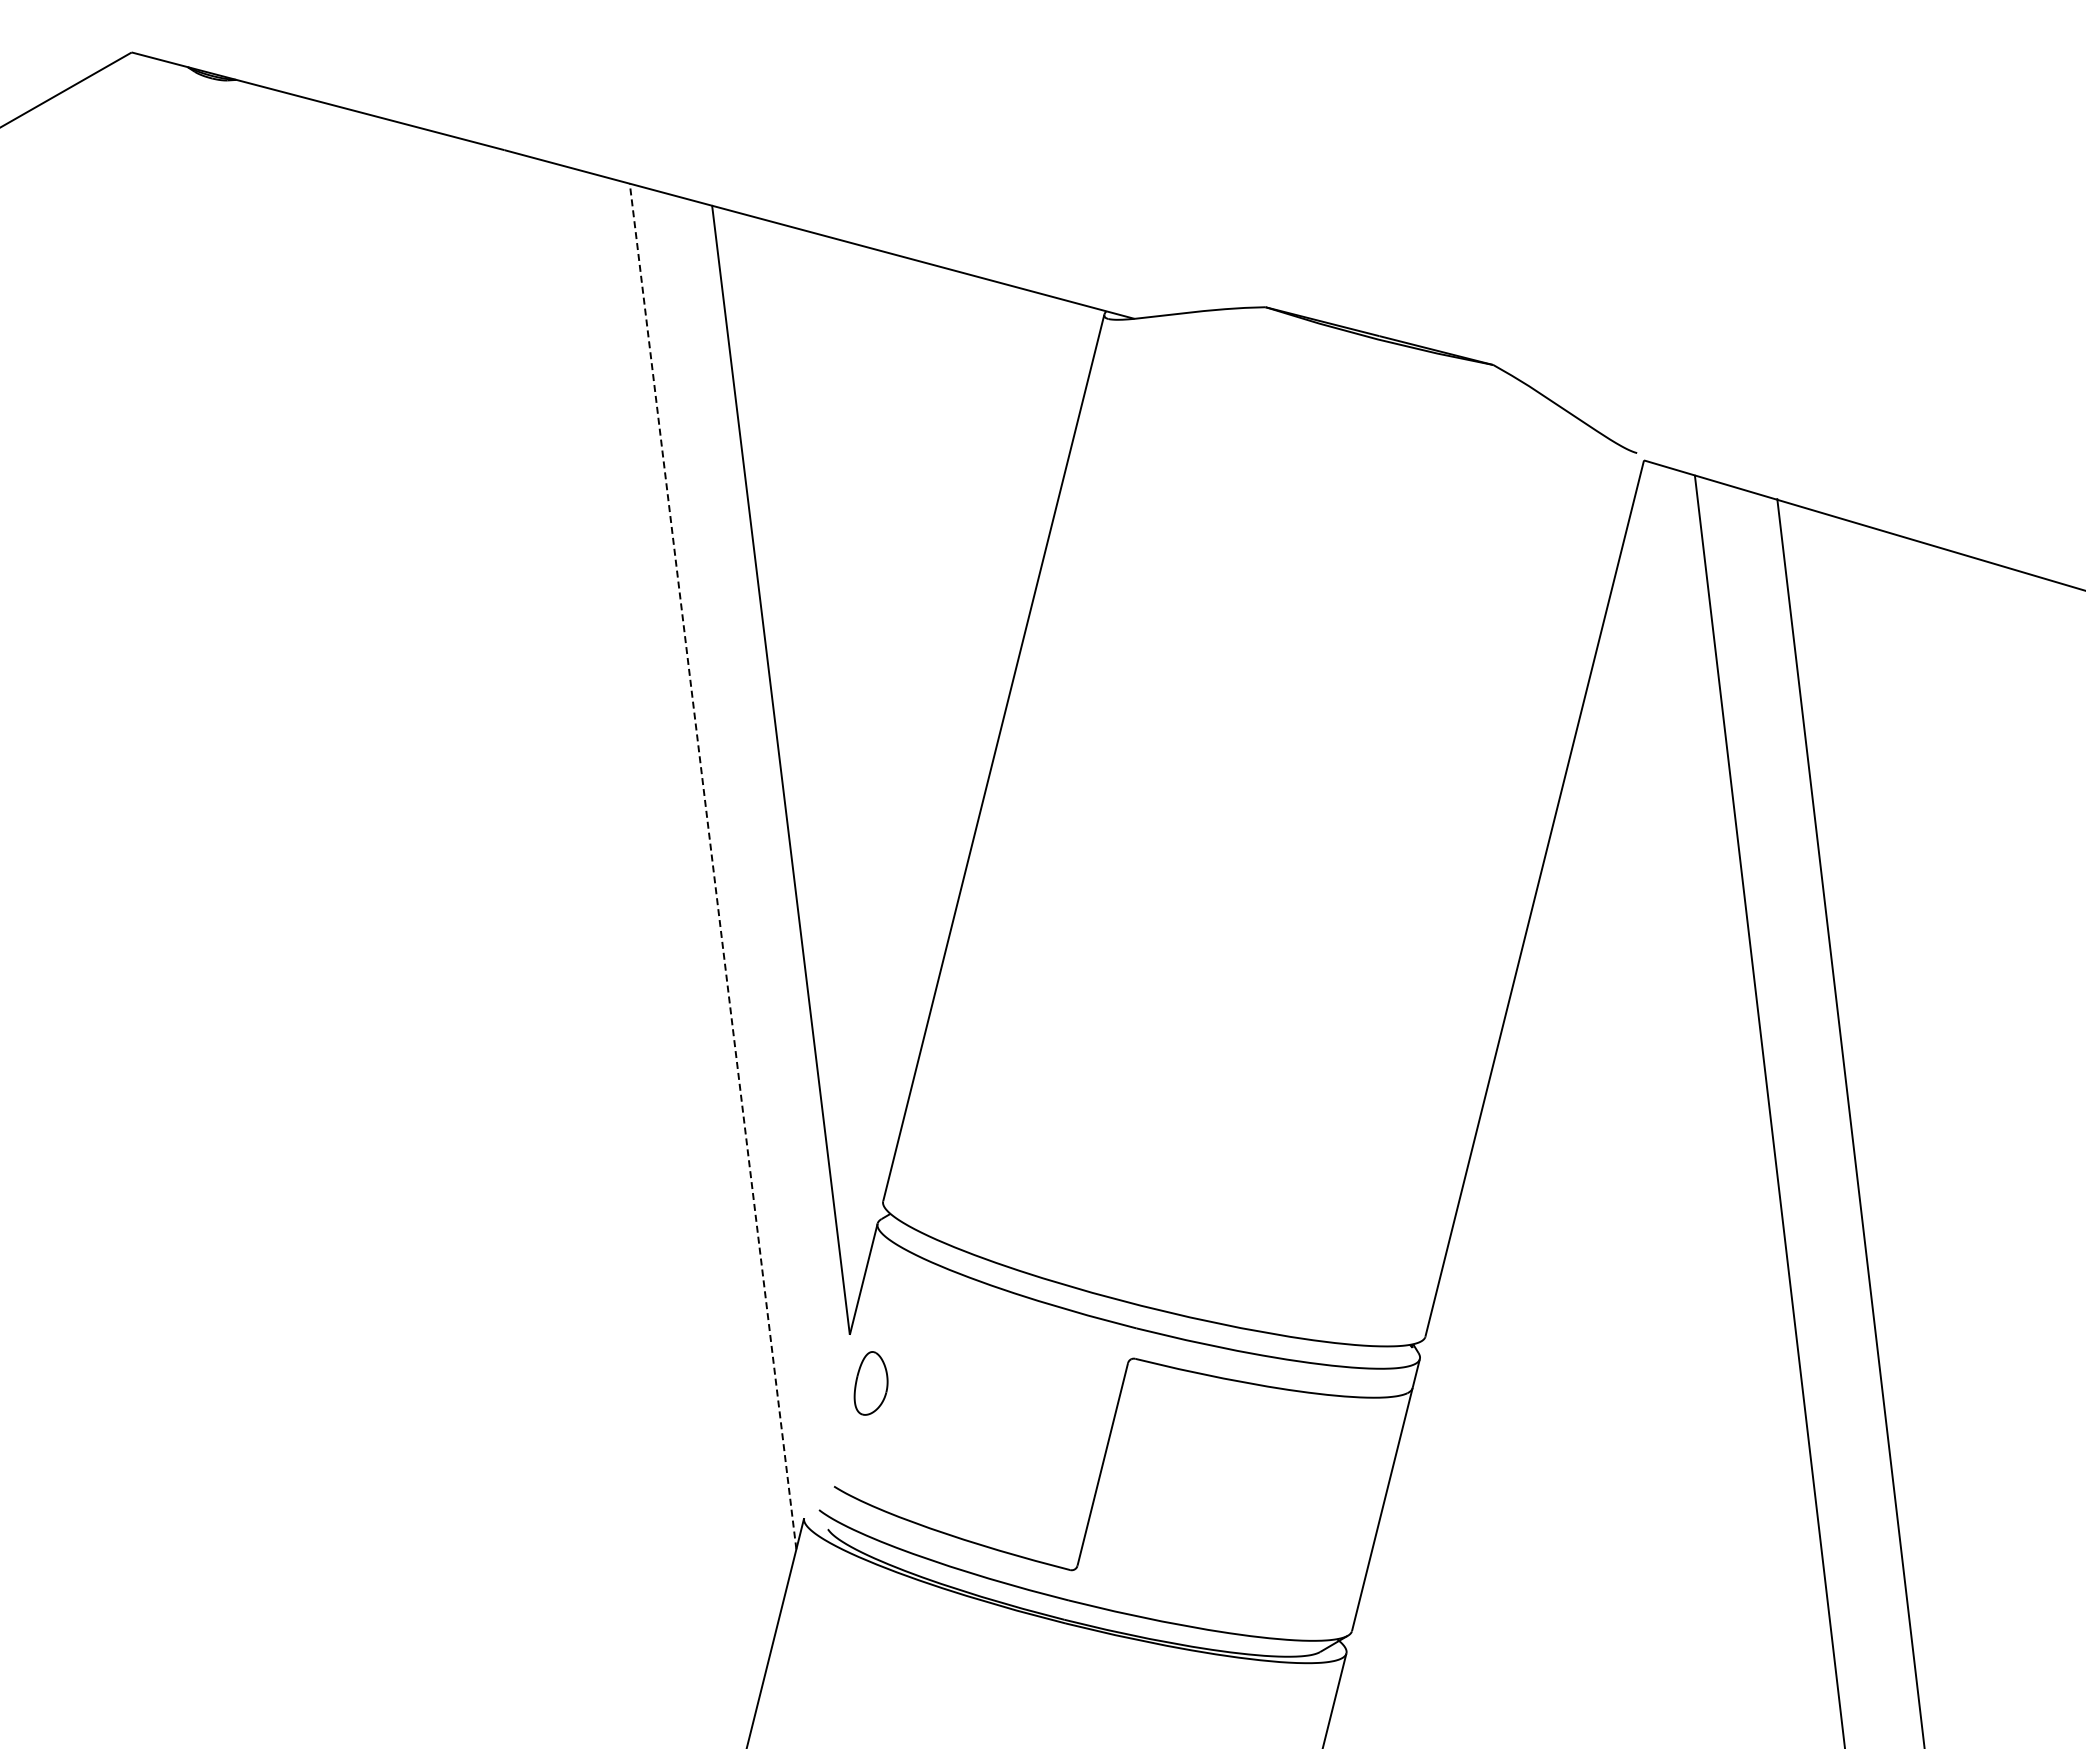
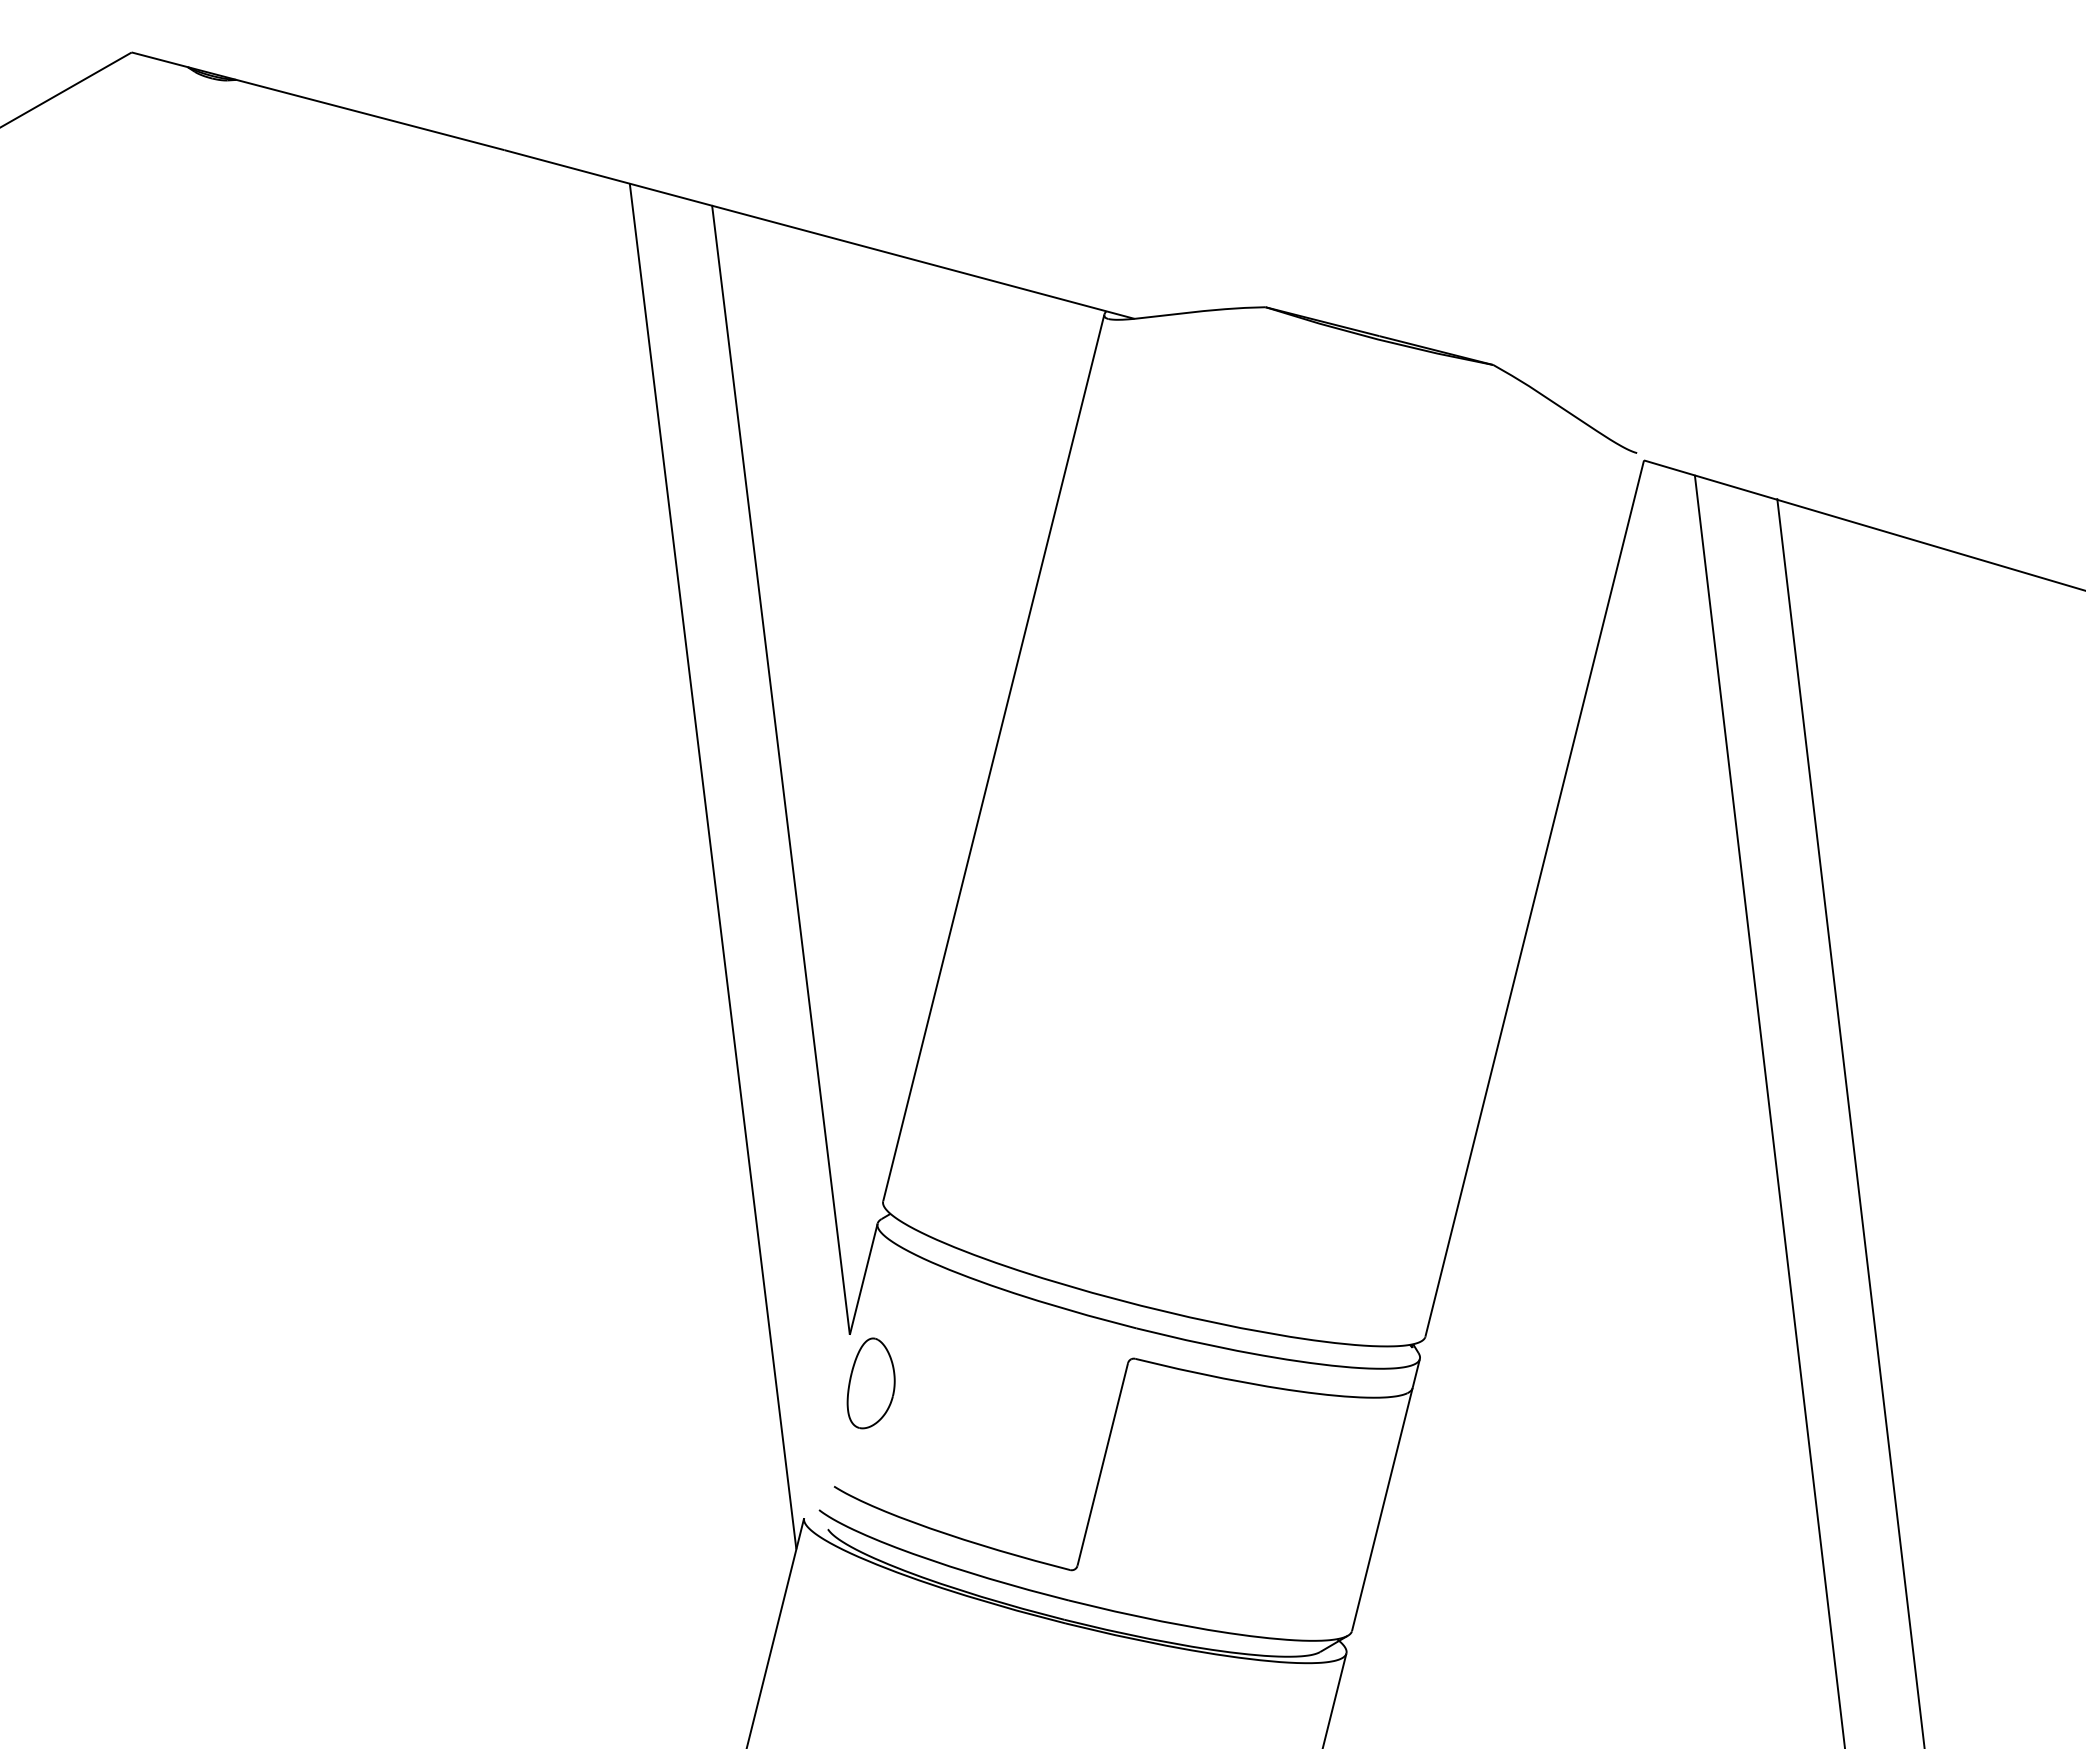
line: dashed -> solid (713, 865)
part size: 36x65 px -> 50x93 px (870, 1383)
